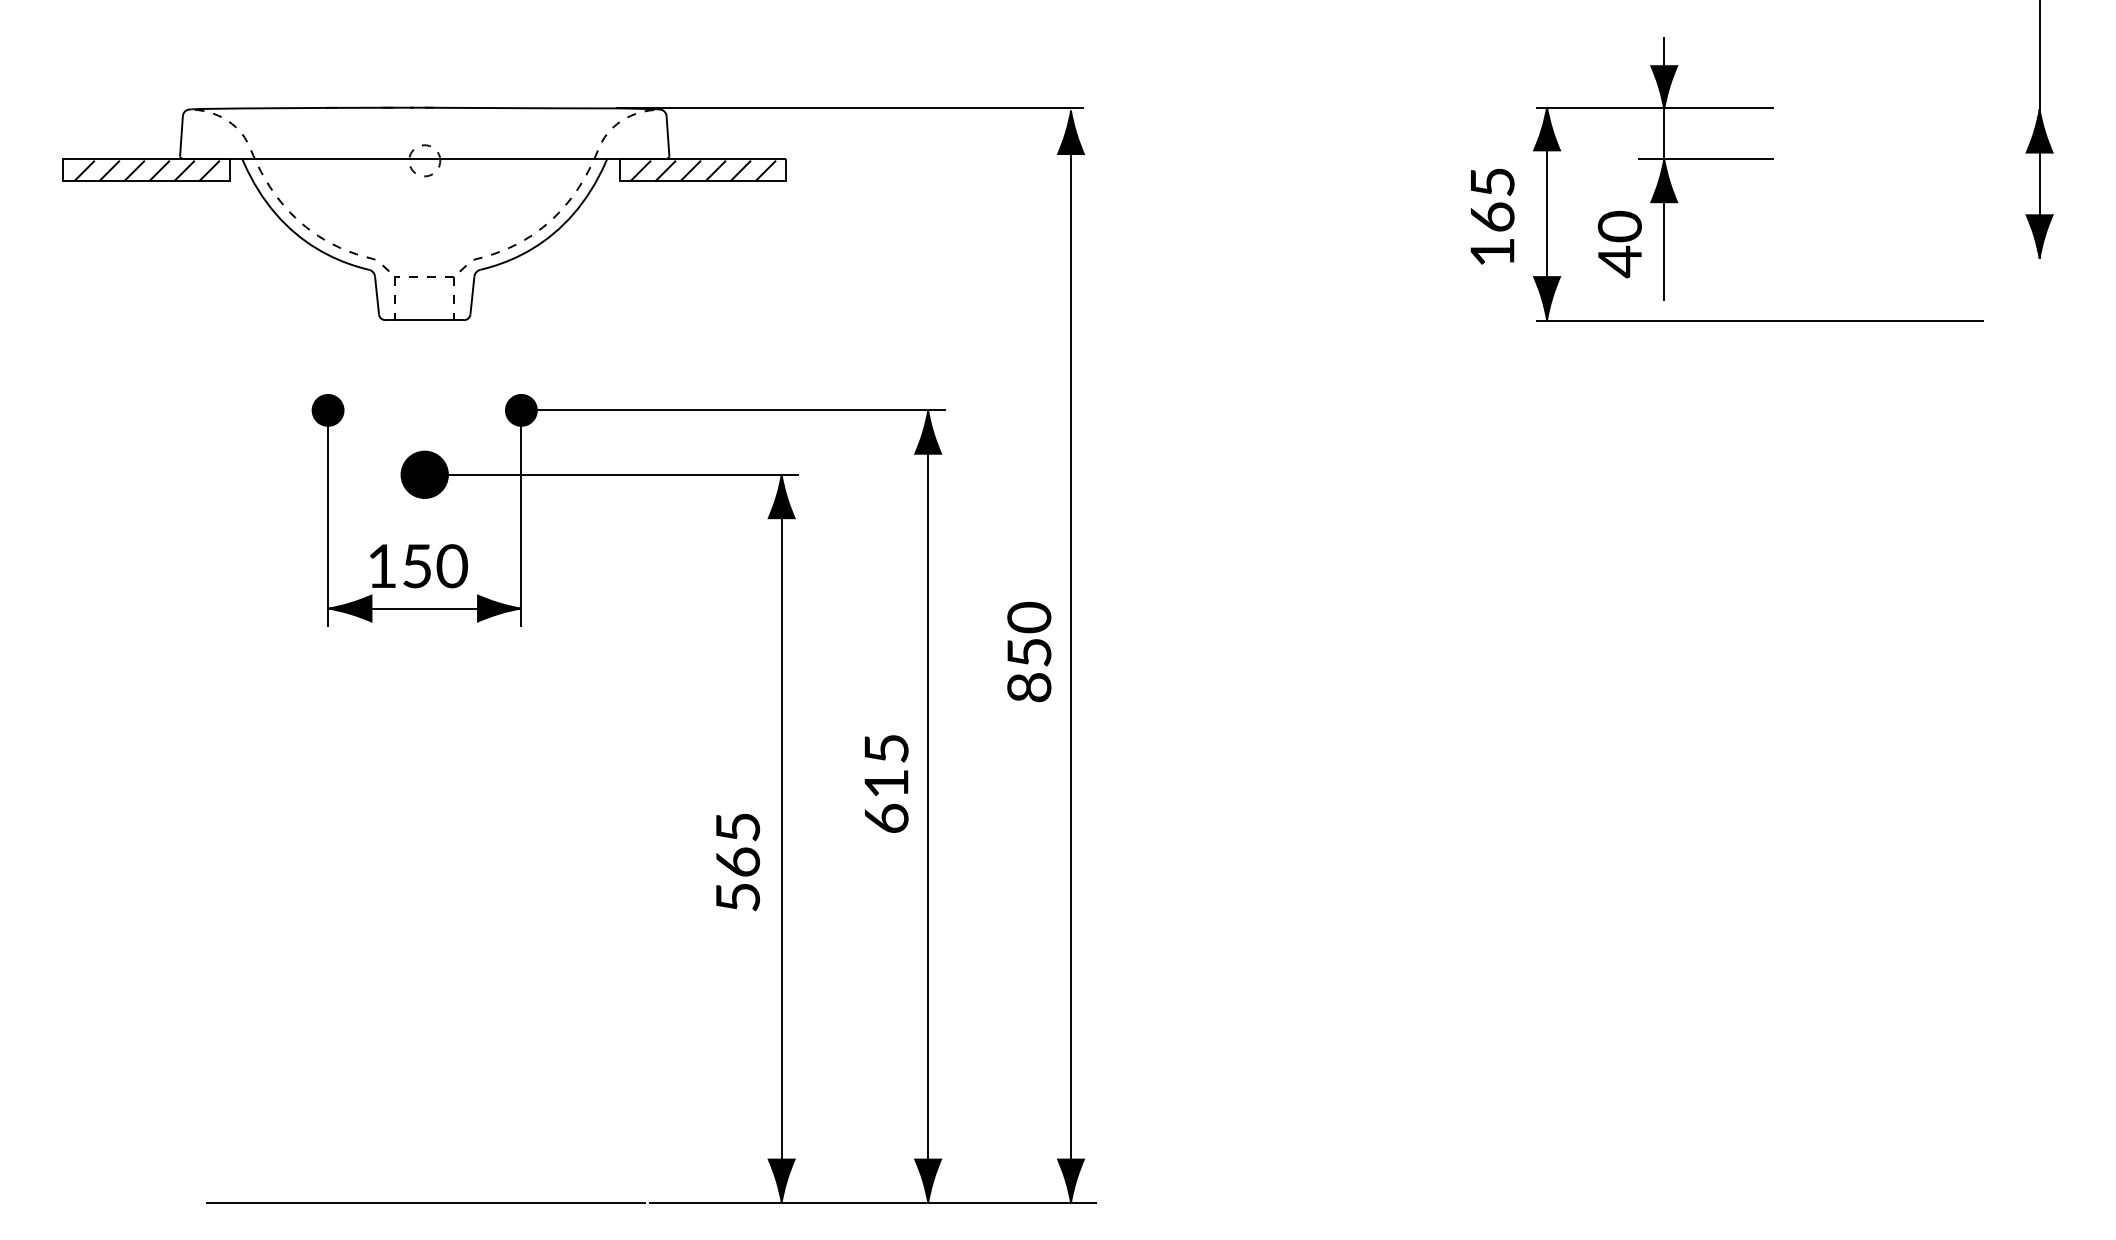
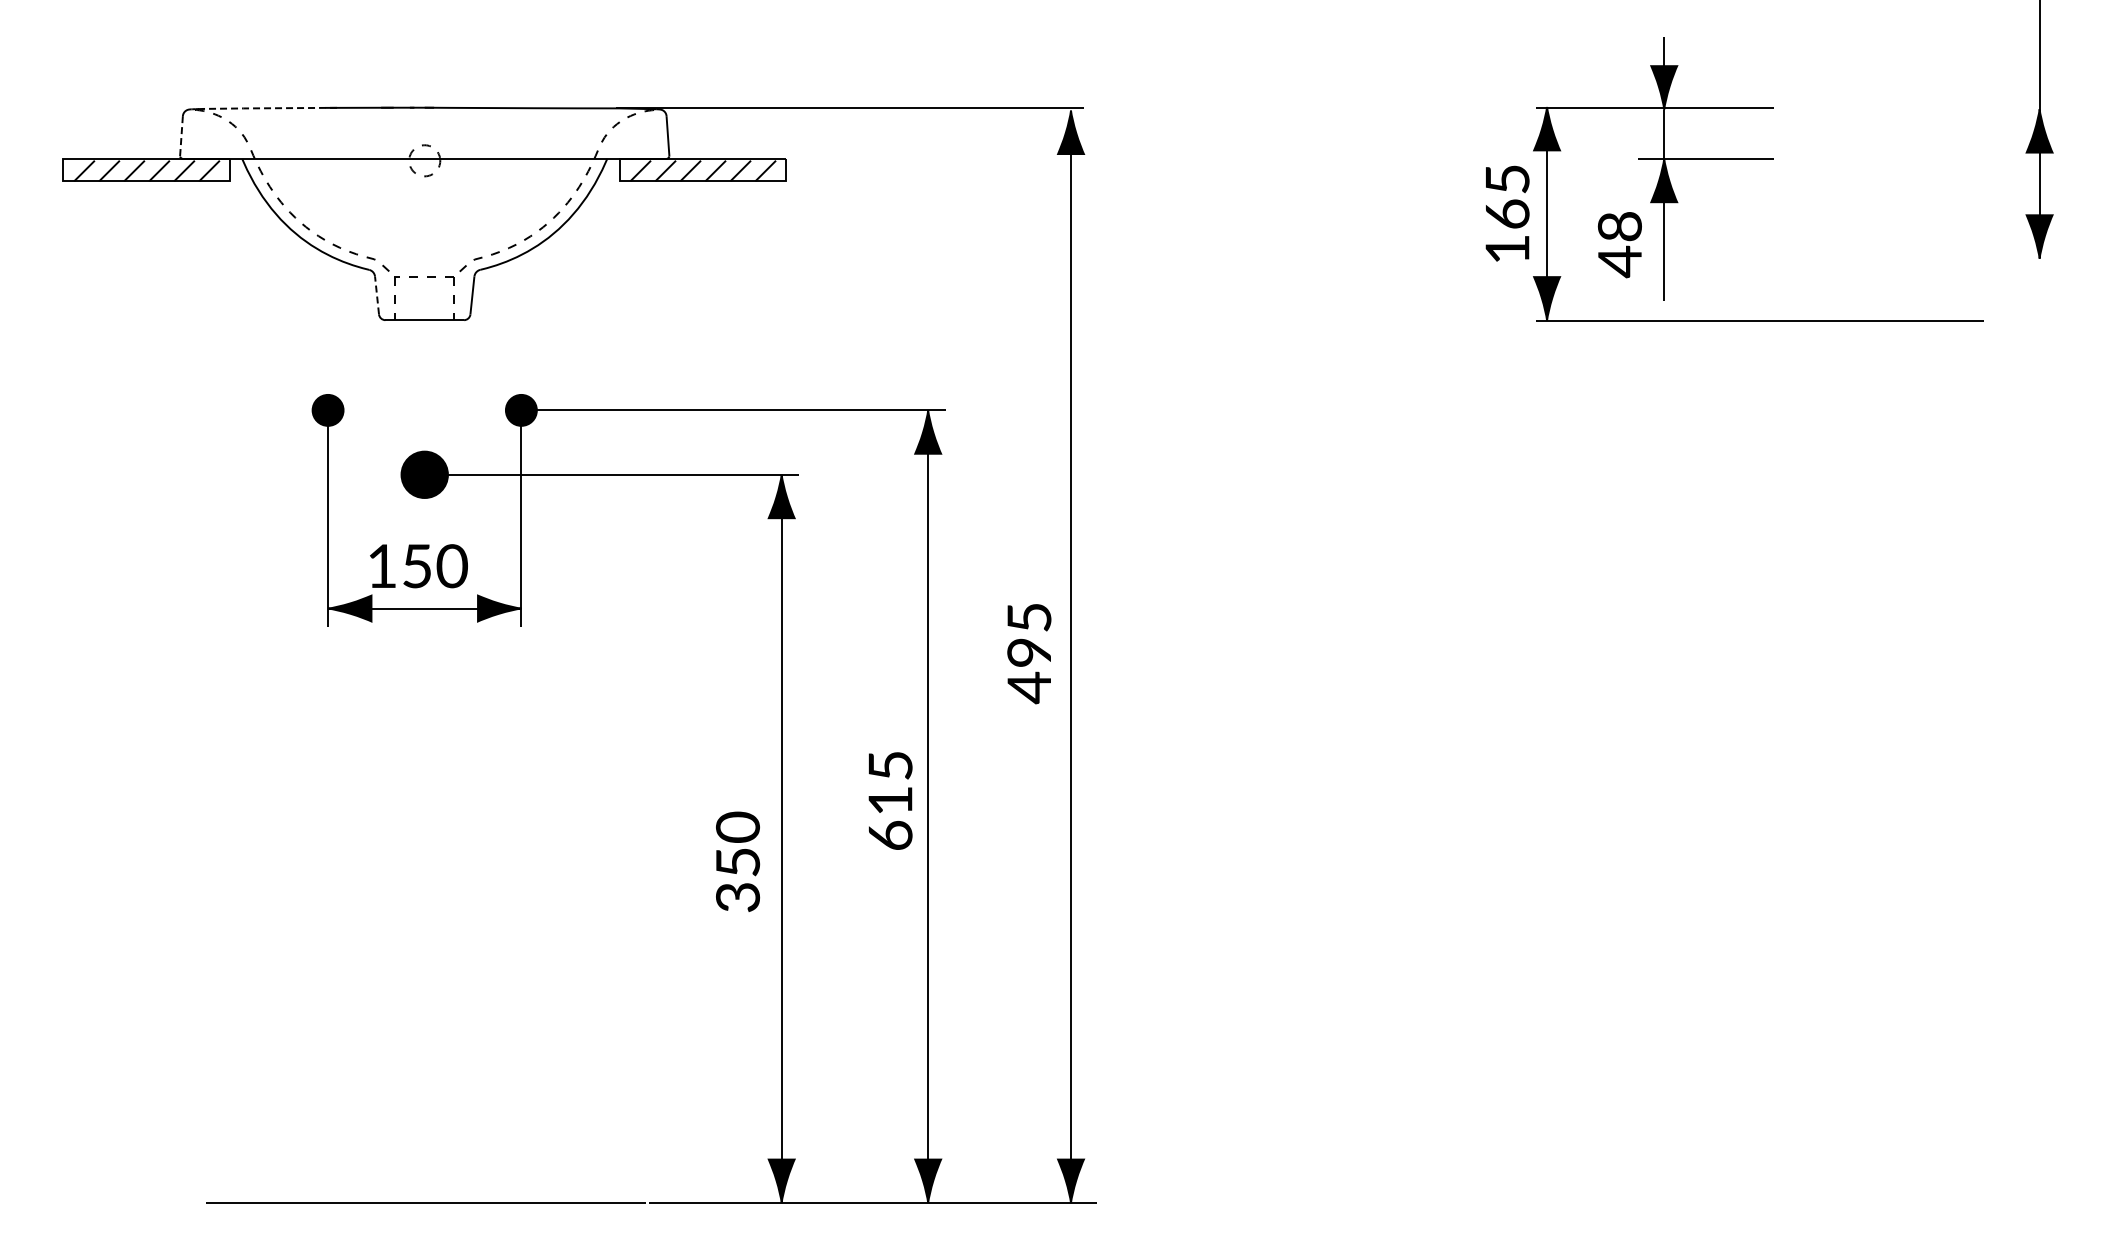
line: solid -> dashed (268, 108)
line: solid -> dashed (181, 136)
text position: (1492, 216) -> (1507, 213) (1507, 213)
text: 40 -> 48 (1619, 226)
line: solid -> dashed (376, 295)
text: 850 -> 495 (1029, 652)
text position: (886, 783) -> (890, 800) (890, 800)
text: 565 -> 350 (738, 861)
